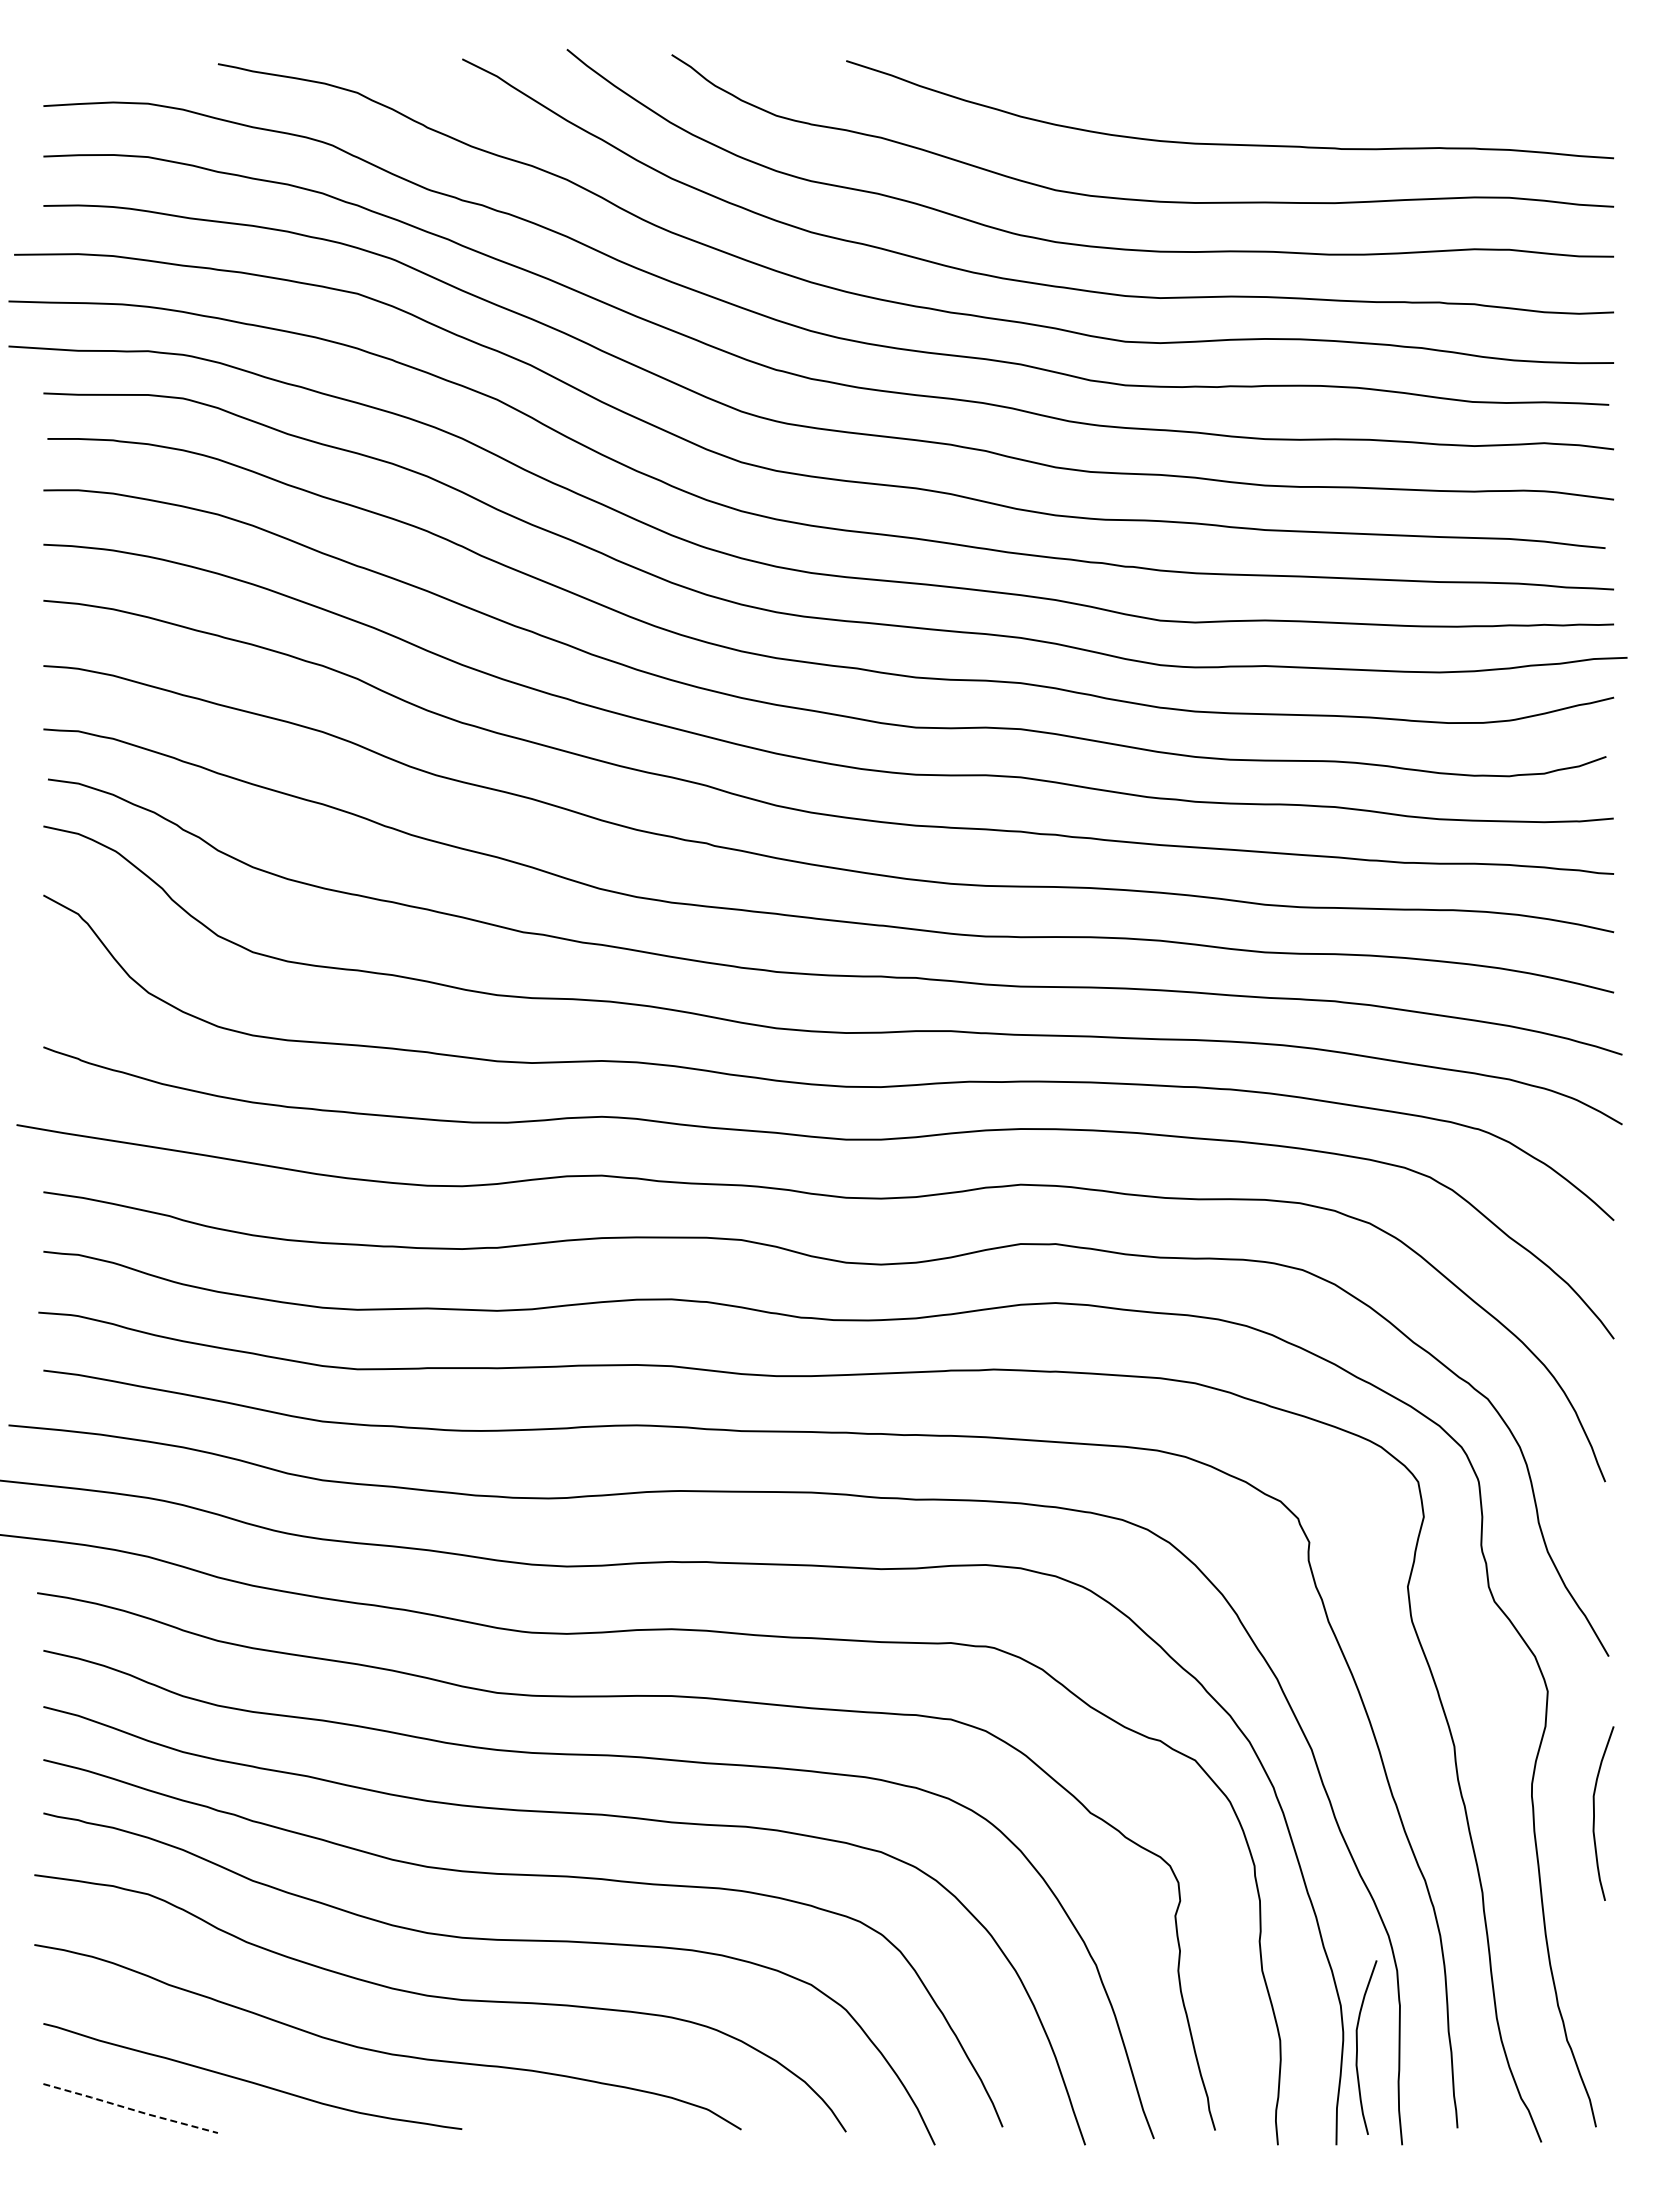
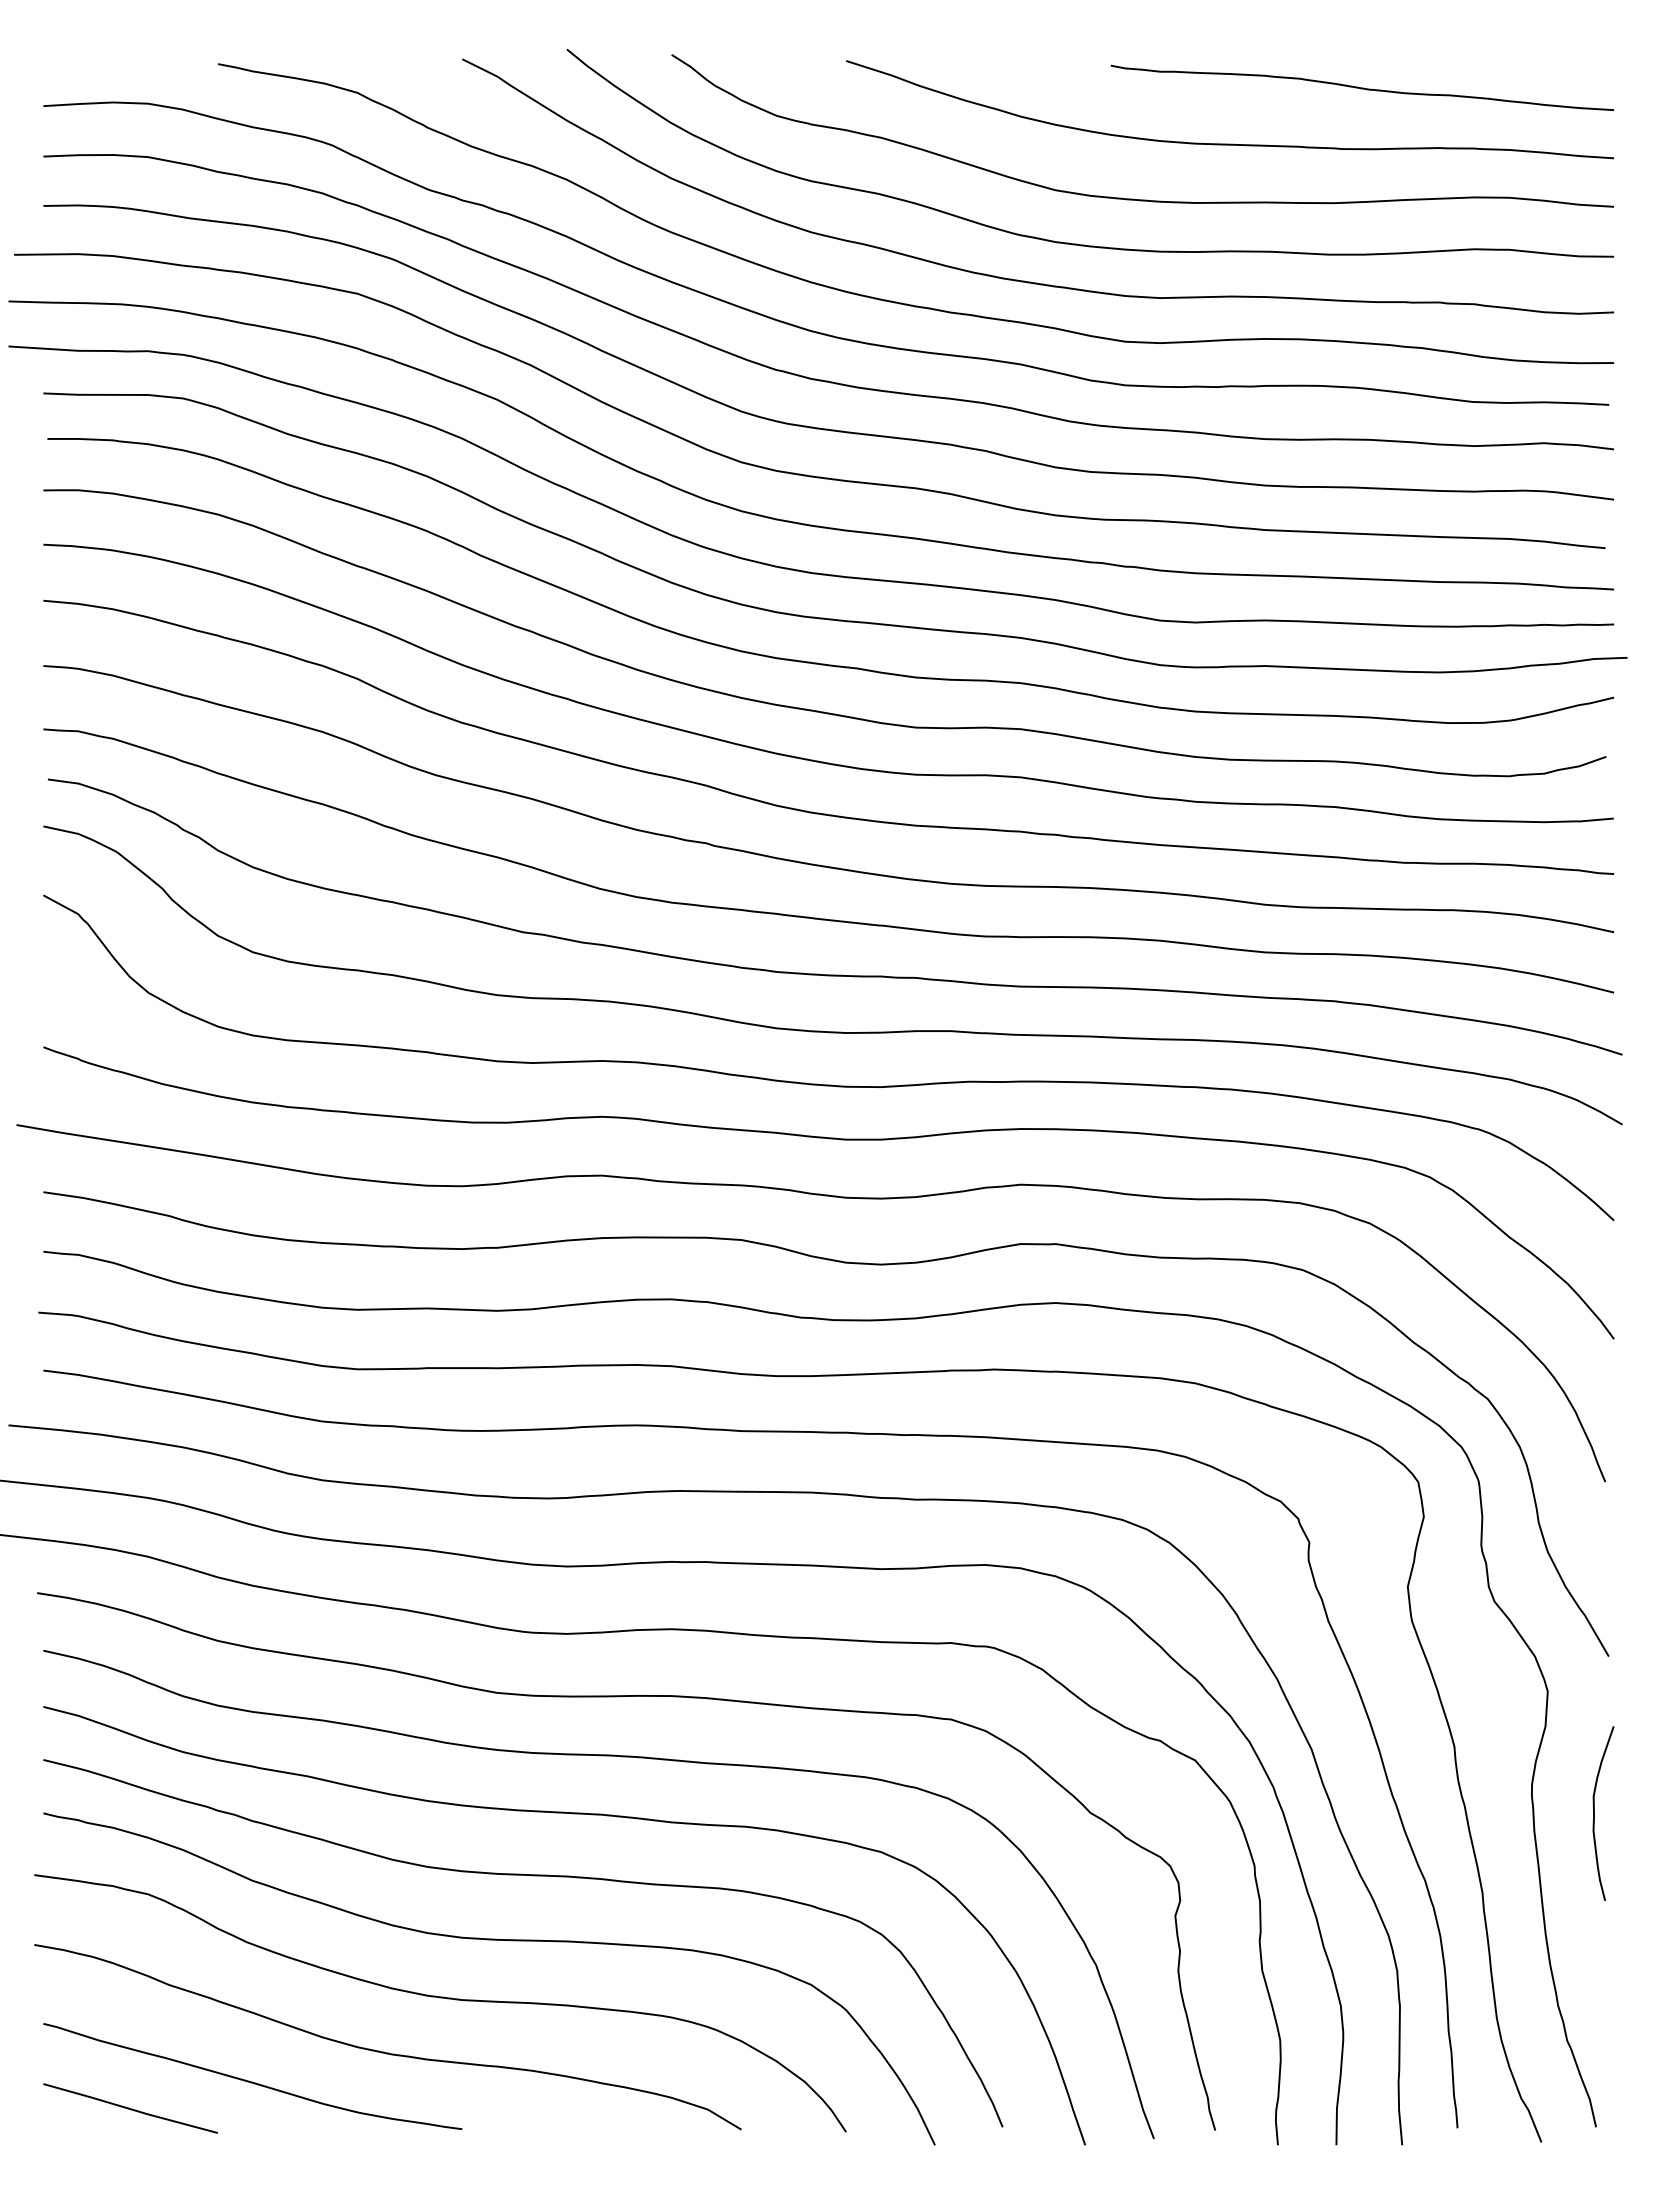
curve: none -> present (1362, 87)
curve: present -> none (1357, 2047)
line: dashed -> solid (131, 2109)
